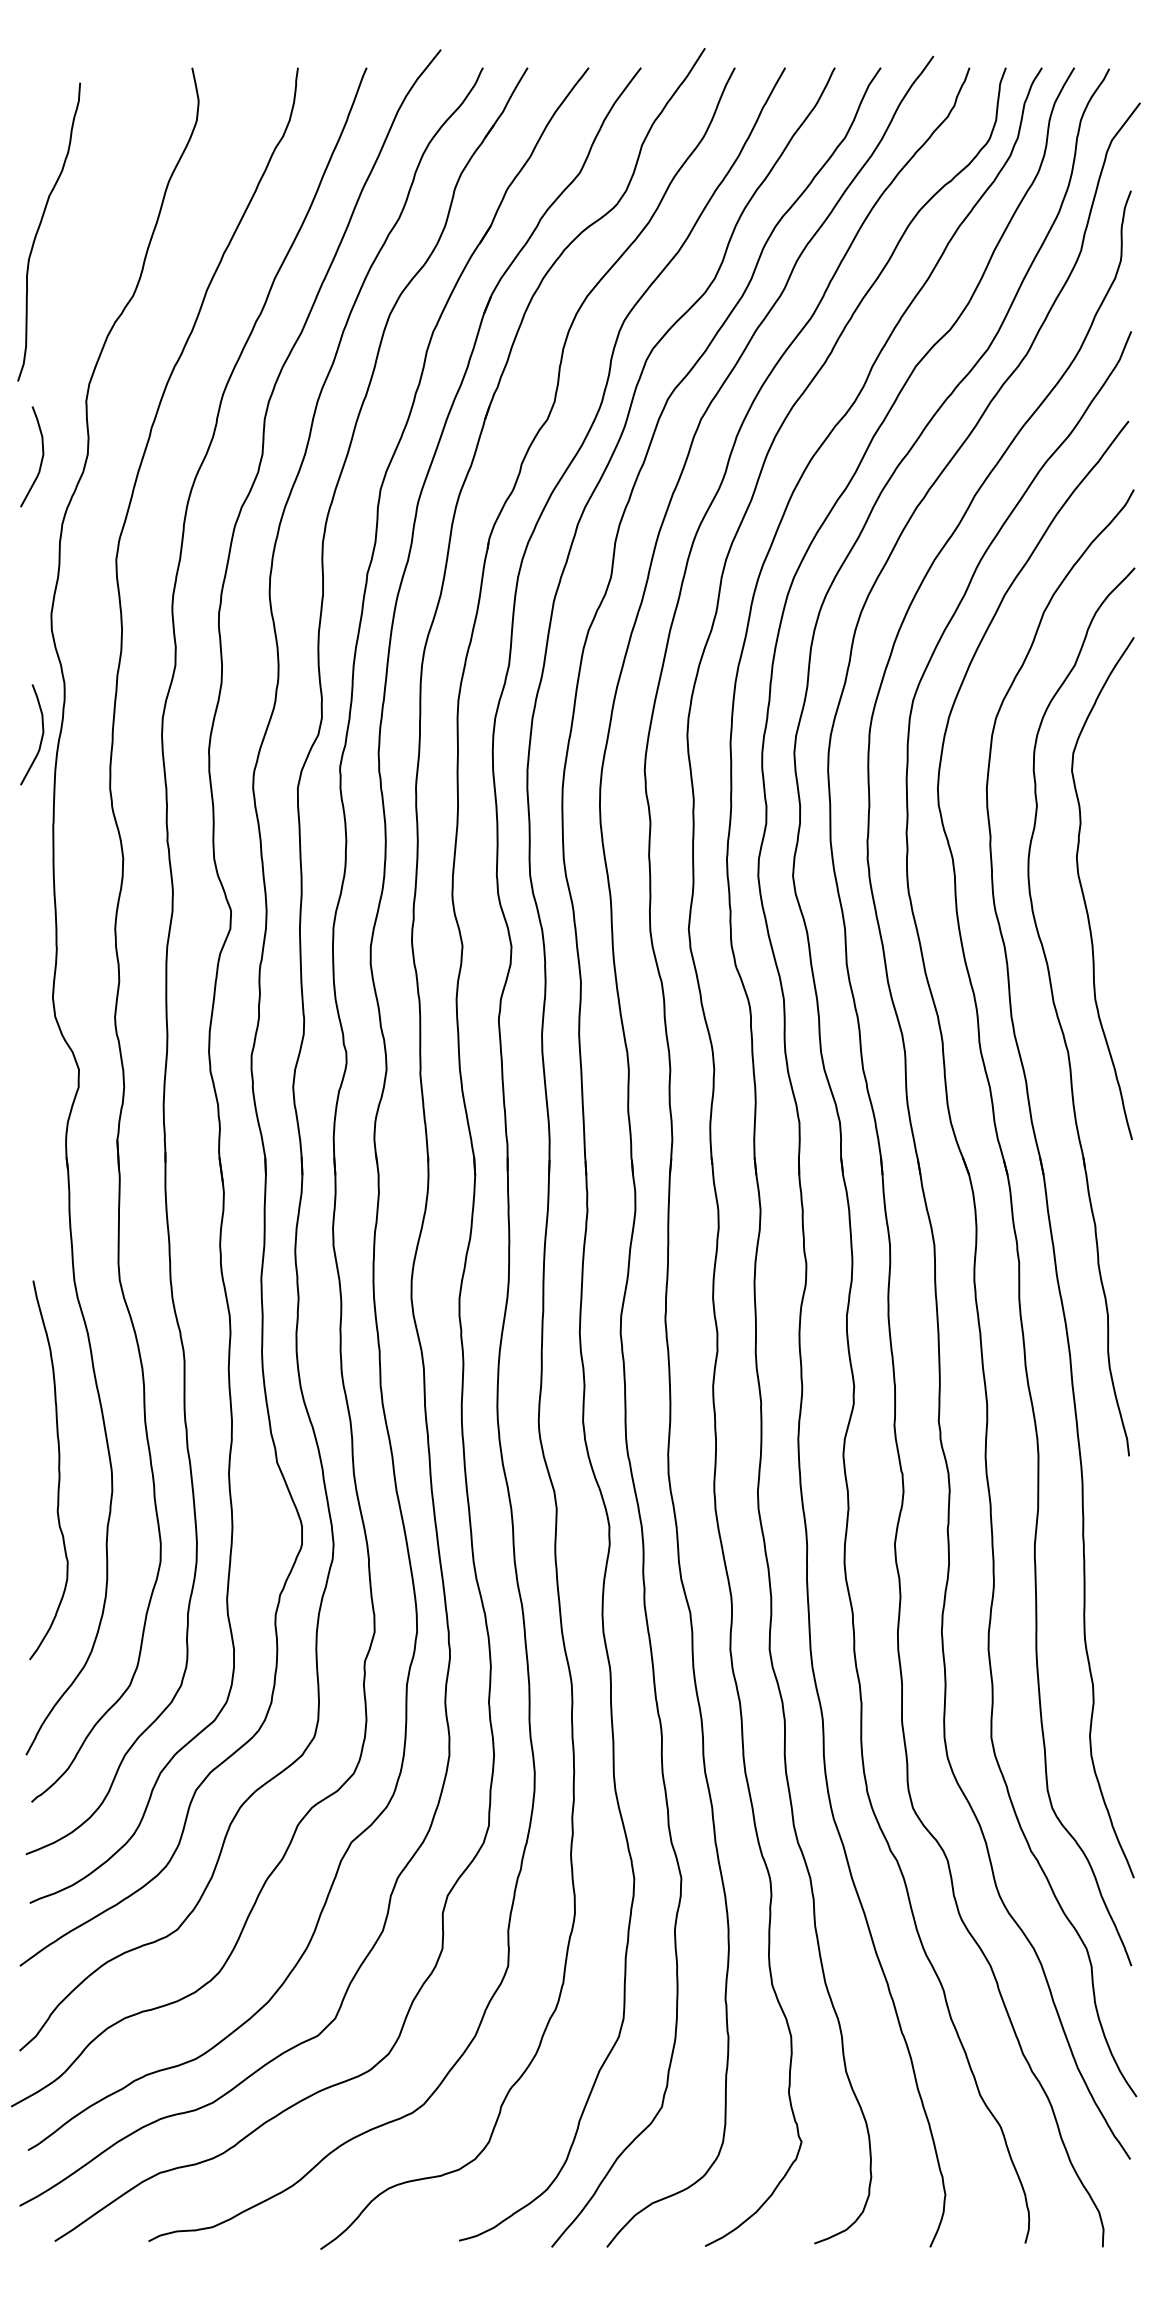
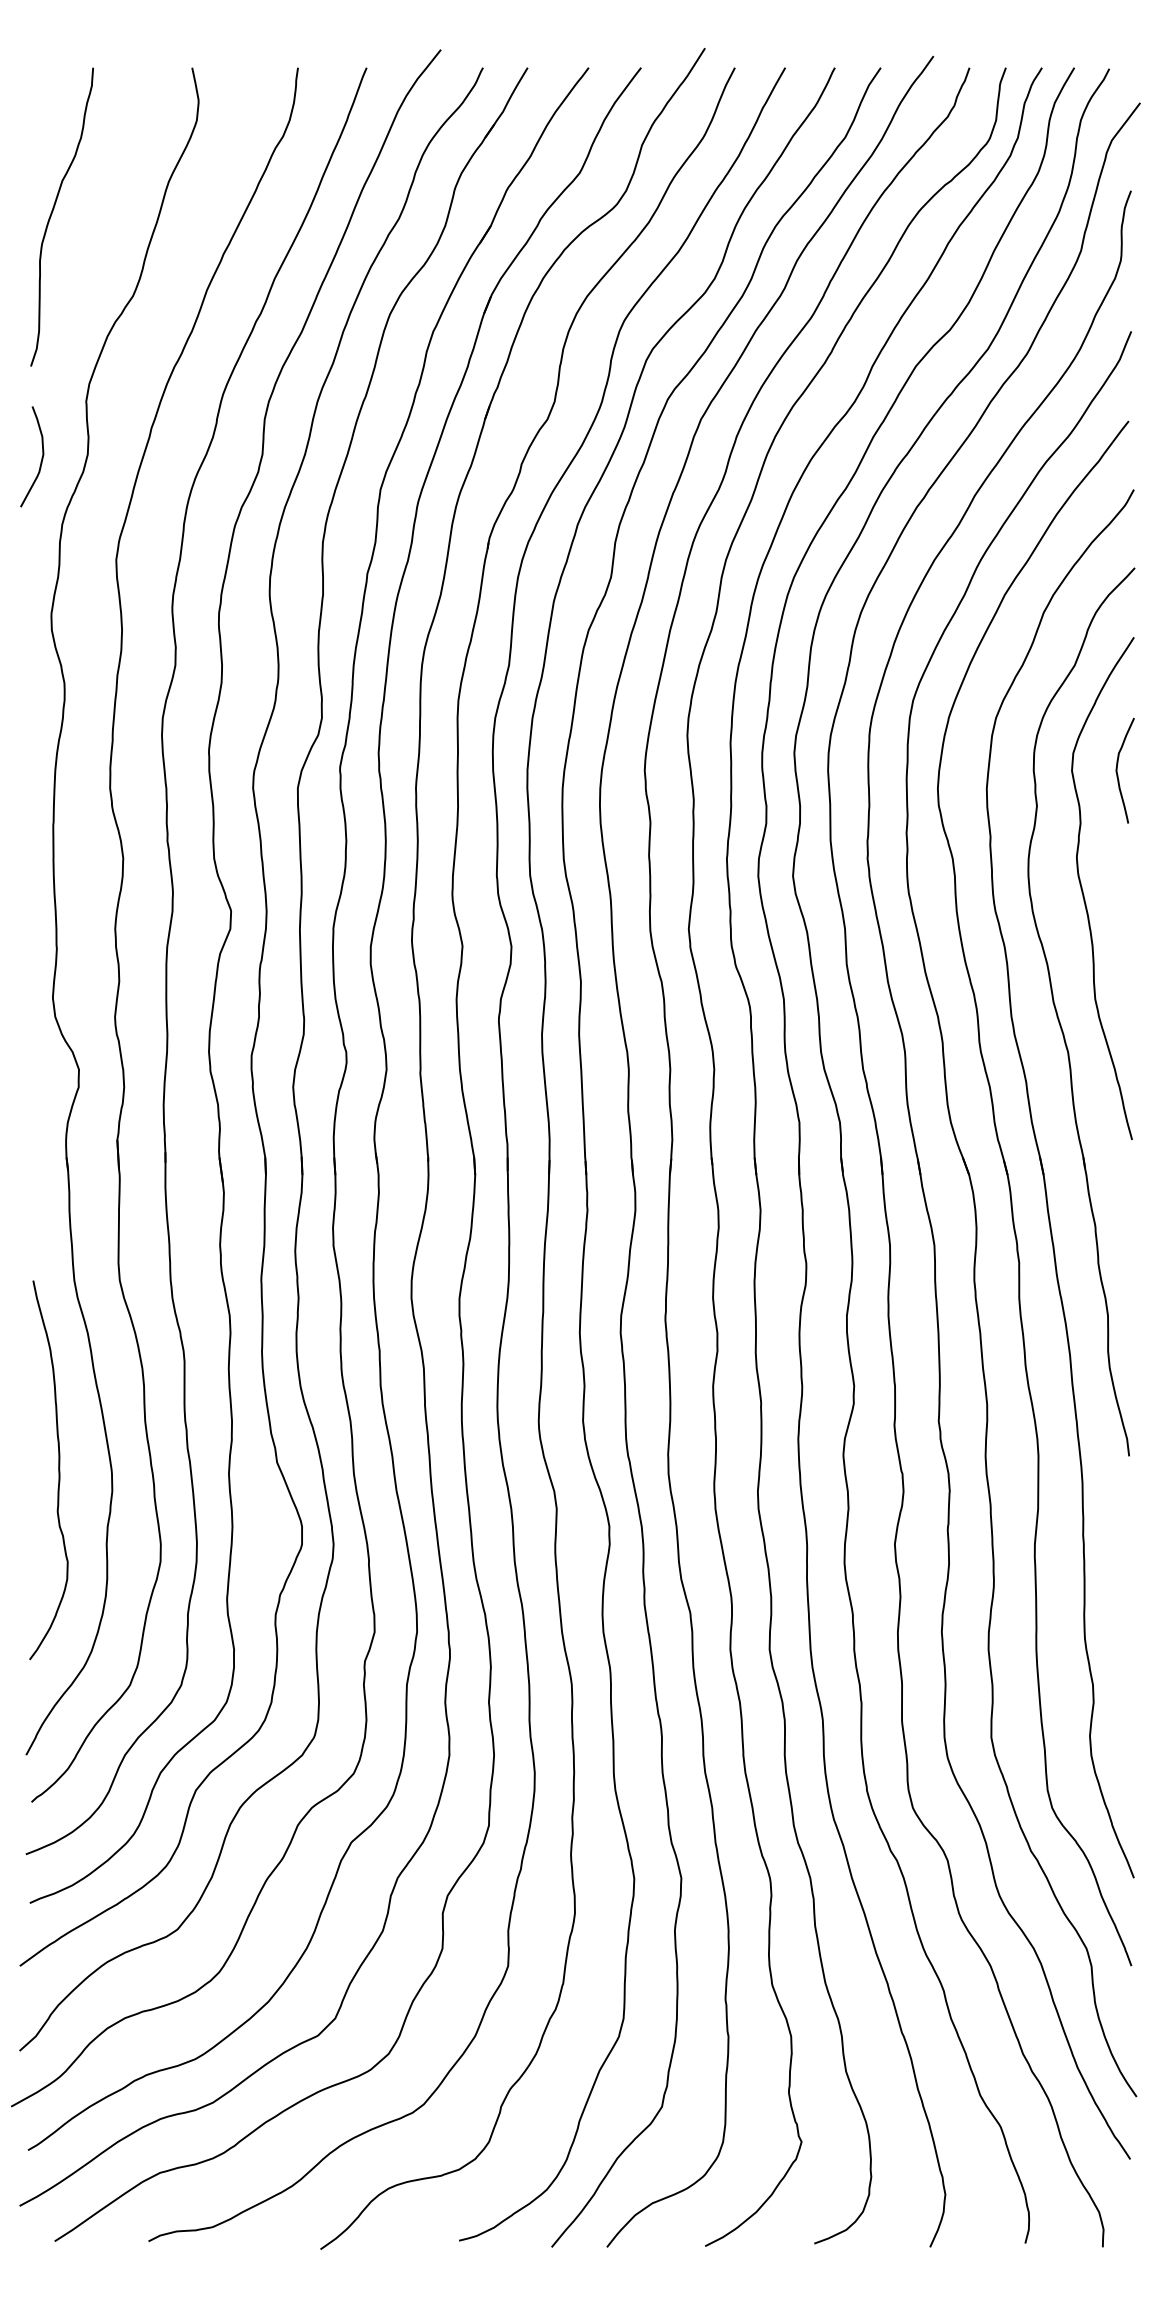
curve position: (39, 229) -> (52, 214) (52, 214)
curve: present -> none (41, 735)
curve: none -> present (1117, 770)
